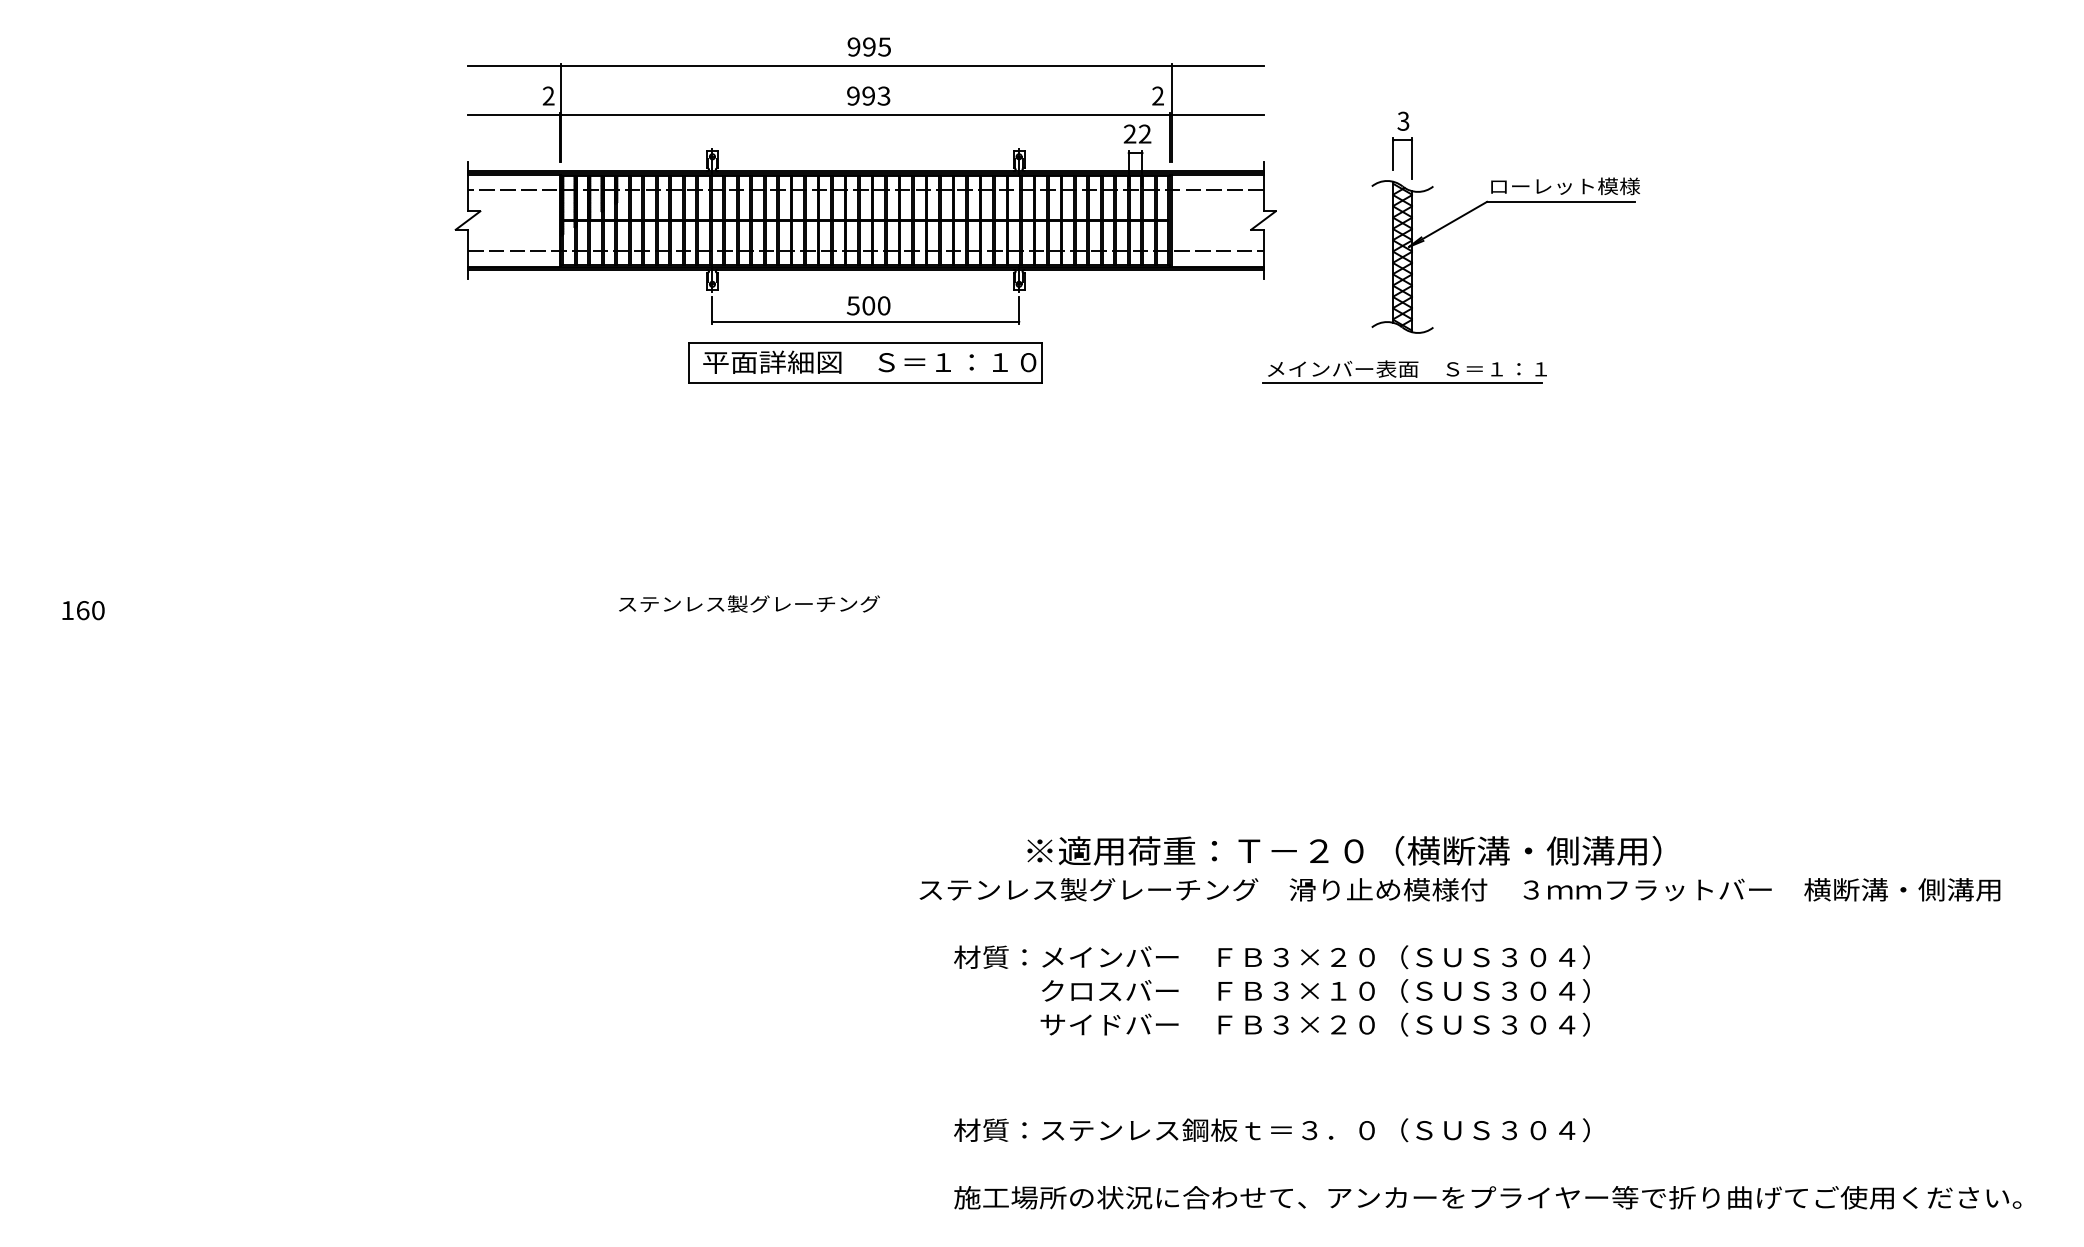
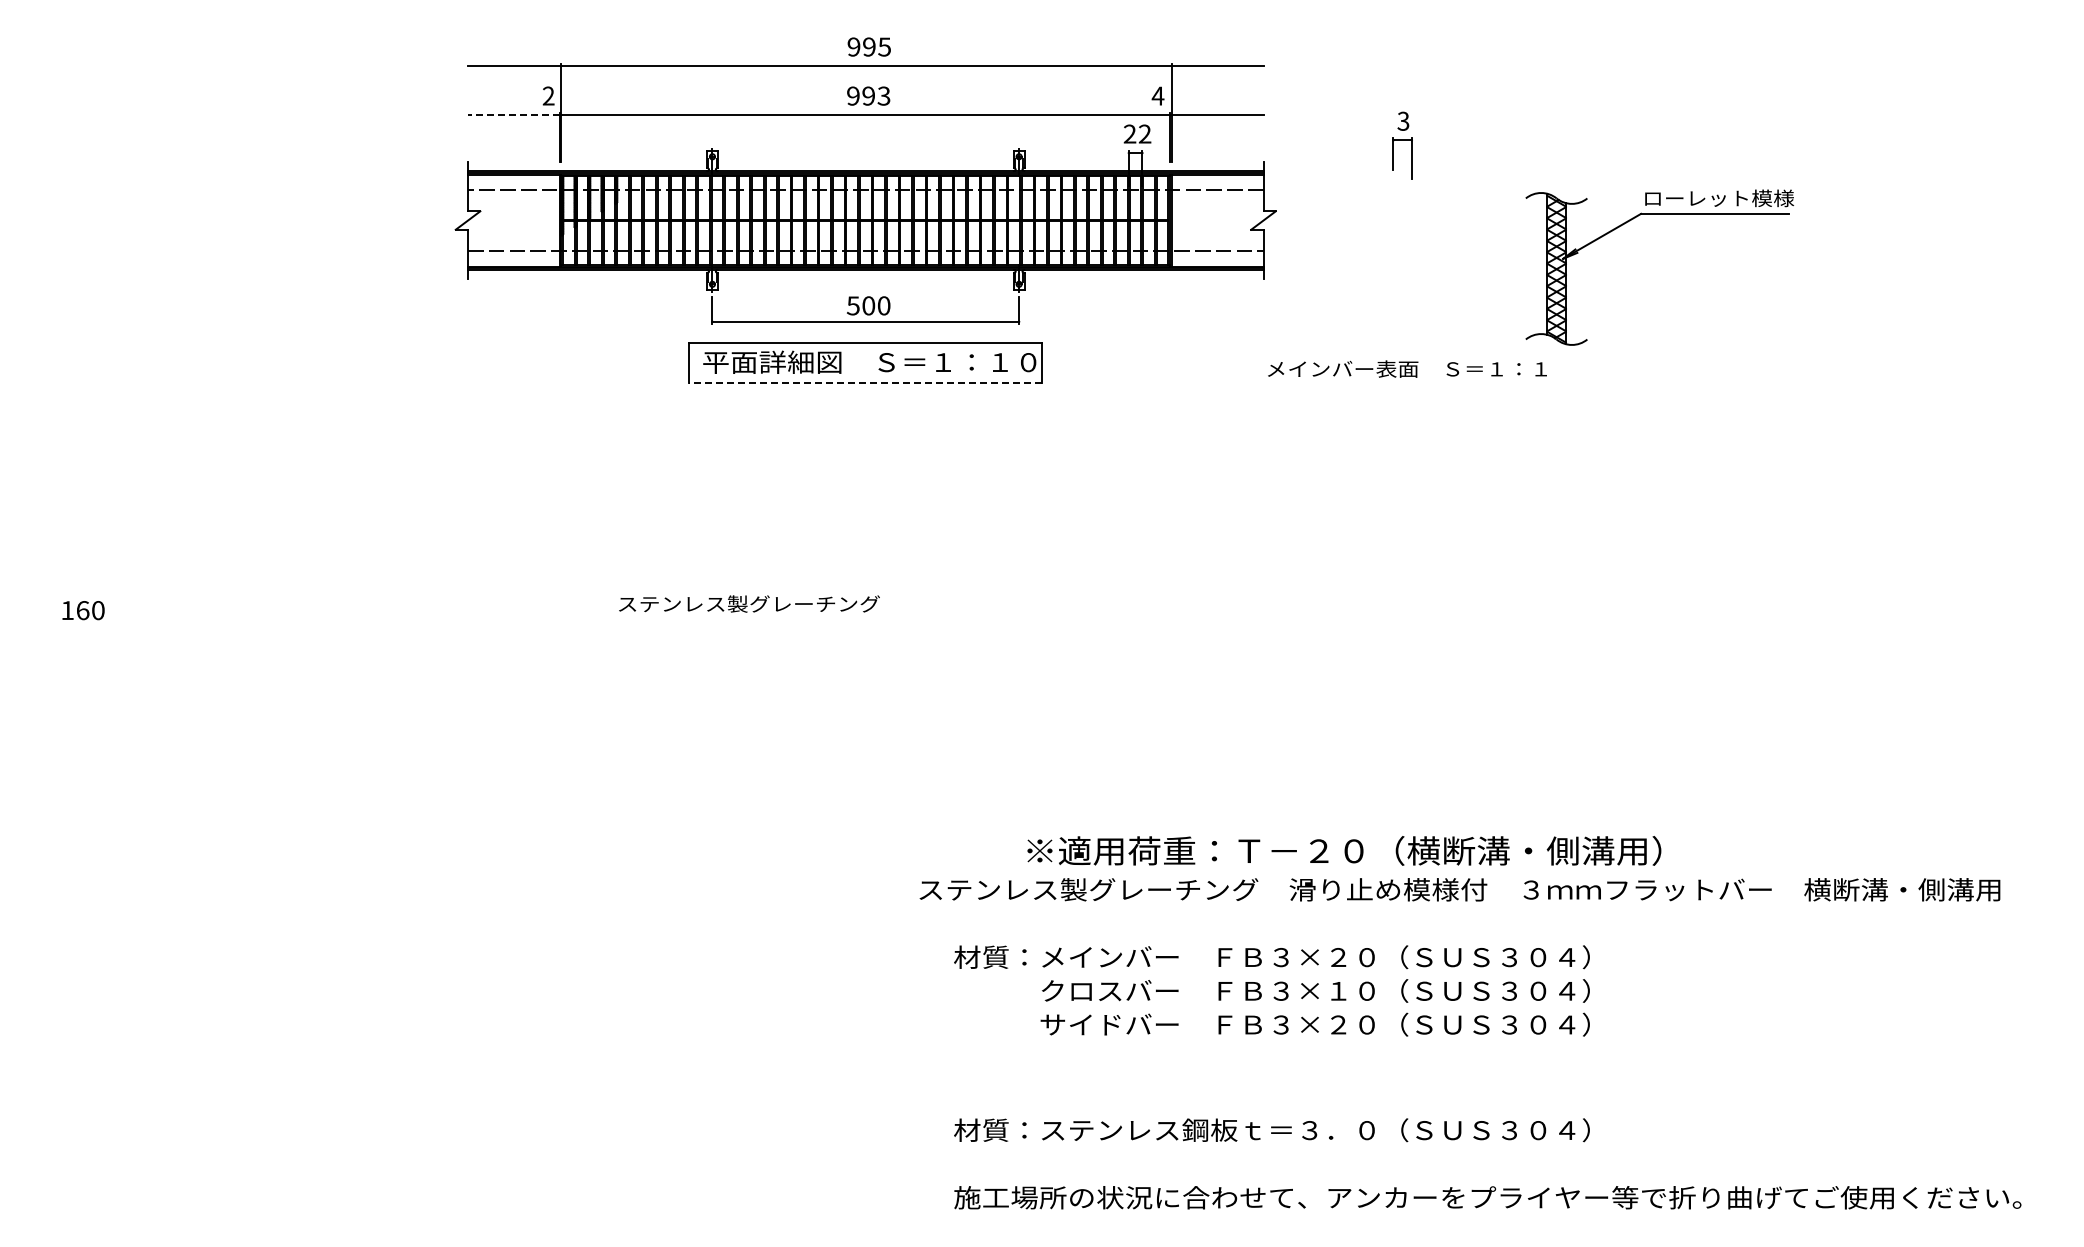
text: 2 -> 4 (1157, 95)
line: solid -> dashed (514, 115)
part position: (1505, 202) -> (1659, 214) (1659, 214)
line: solid -> dashed (865, 383)
line: present -> none (1402, 383)
